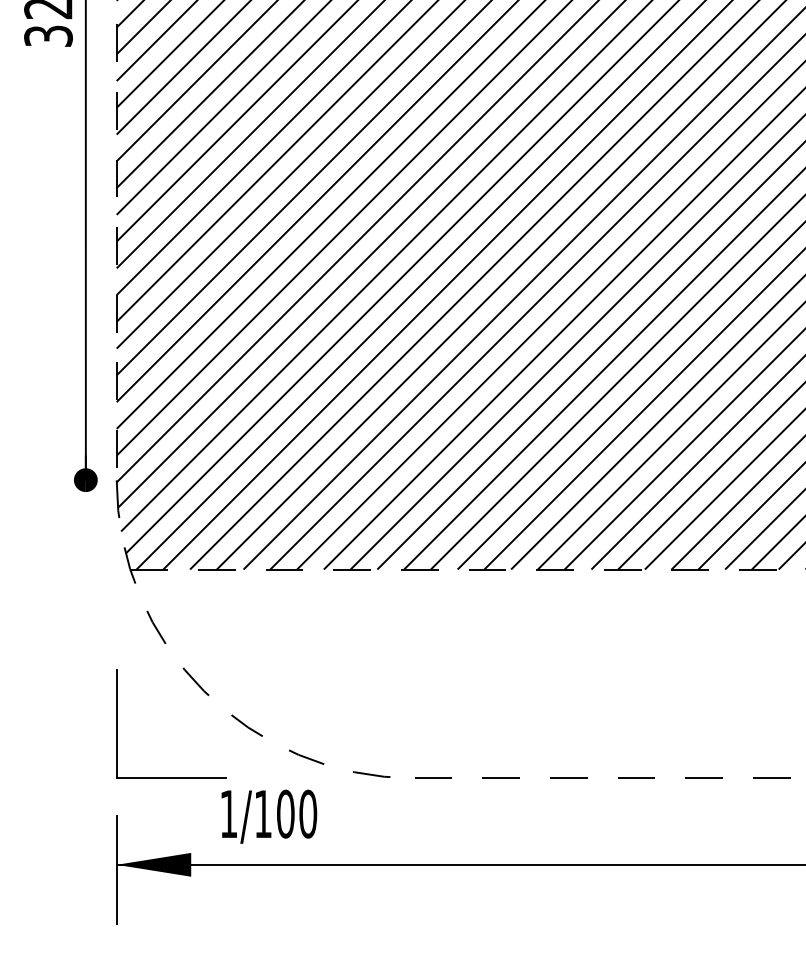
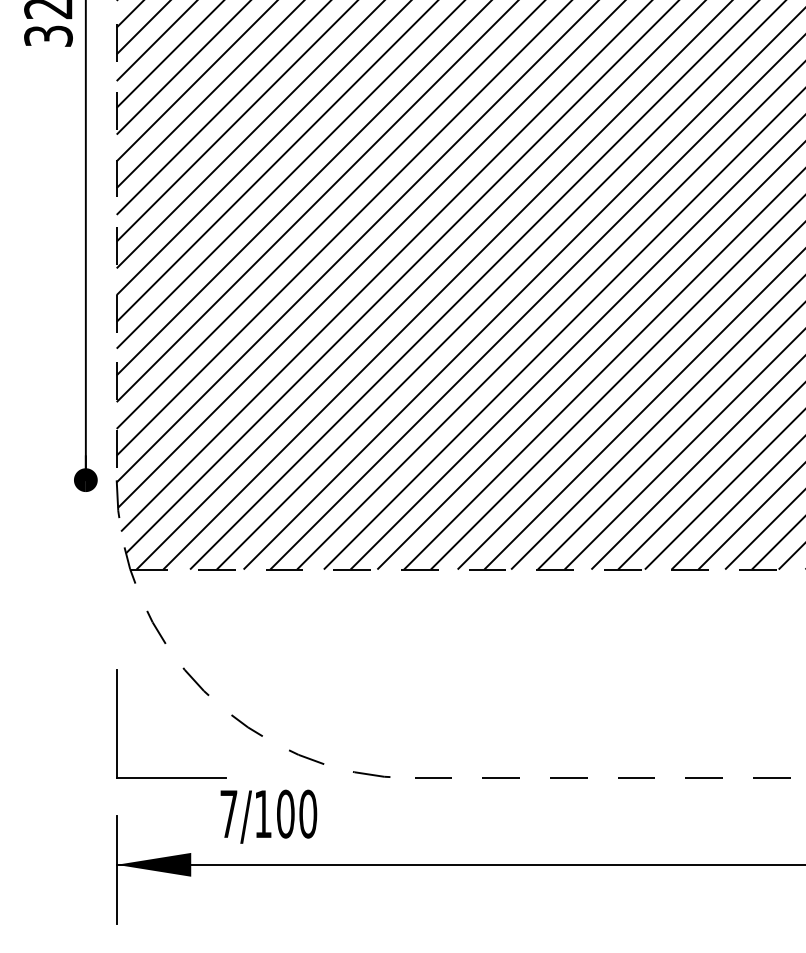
text: 1/100 -> 7/100 (228, 813)
